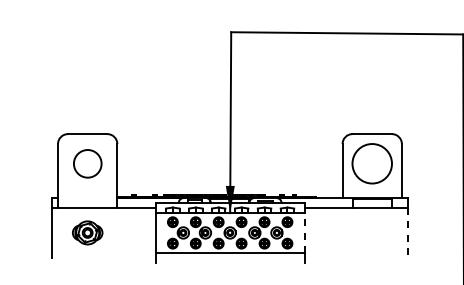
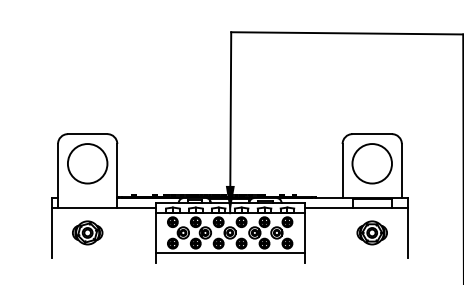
circle size: 30x30 px -> 42x42 px (87, 163)
line: dashed -> solid (304, 232)
part: none -> present (371, 232)
line: dashed -> solid (407, 232)
